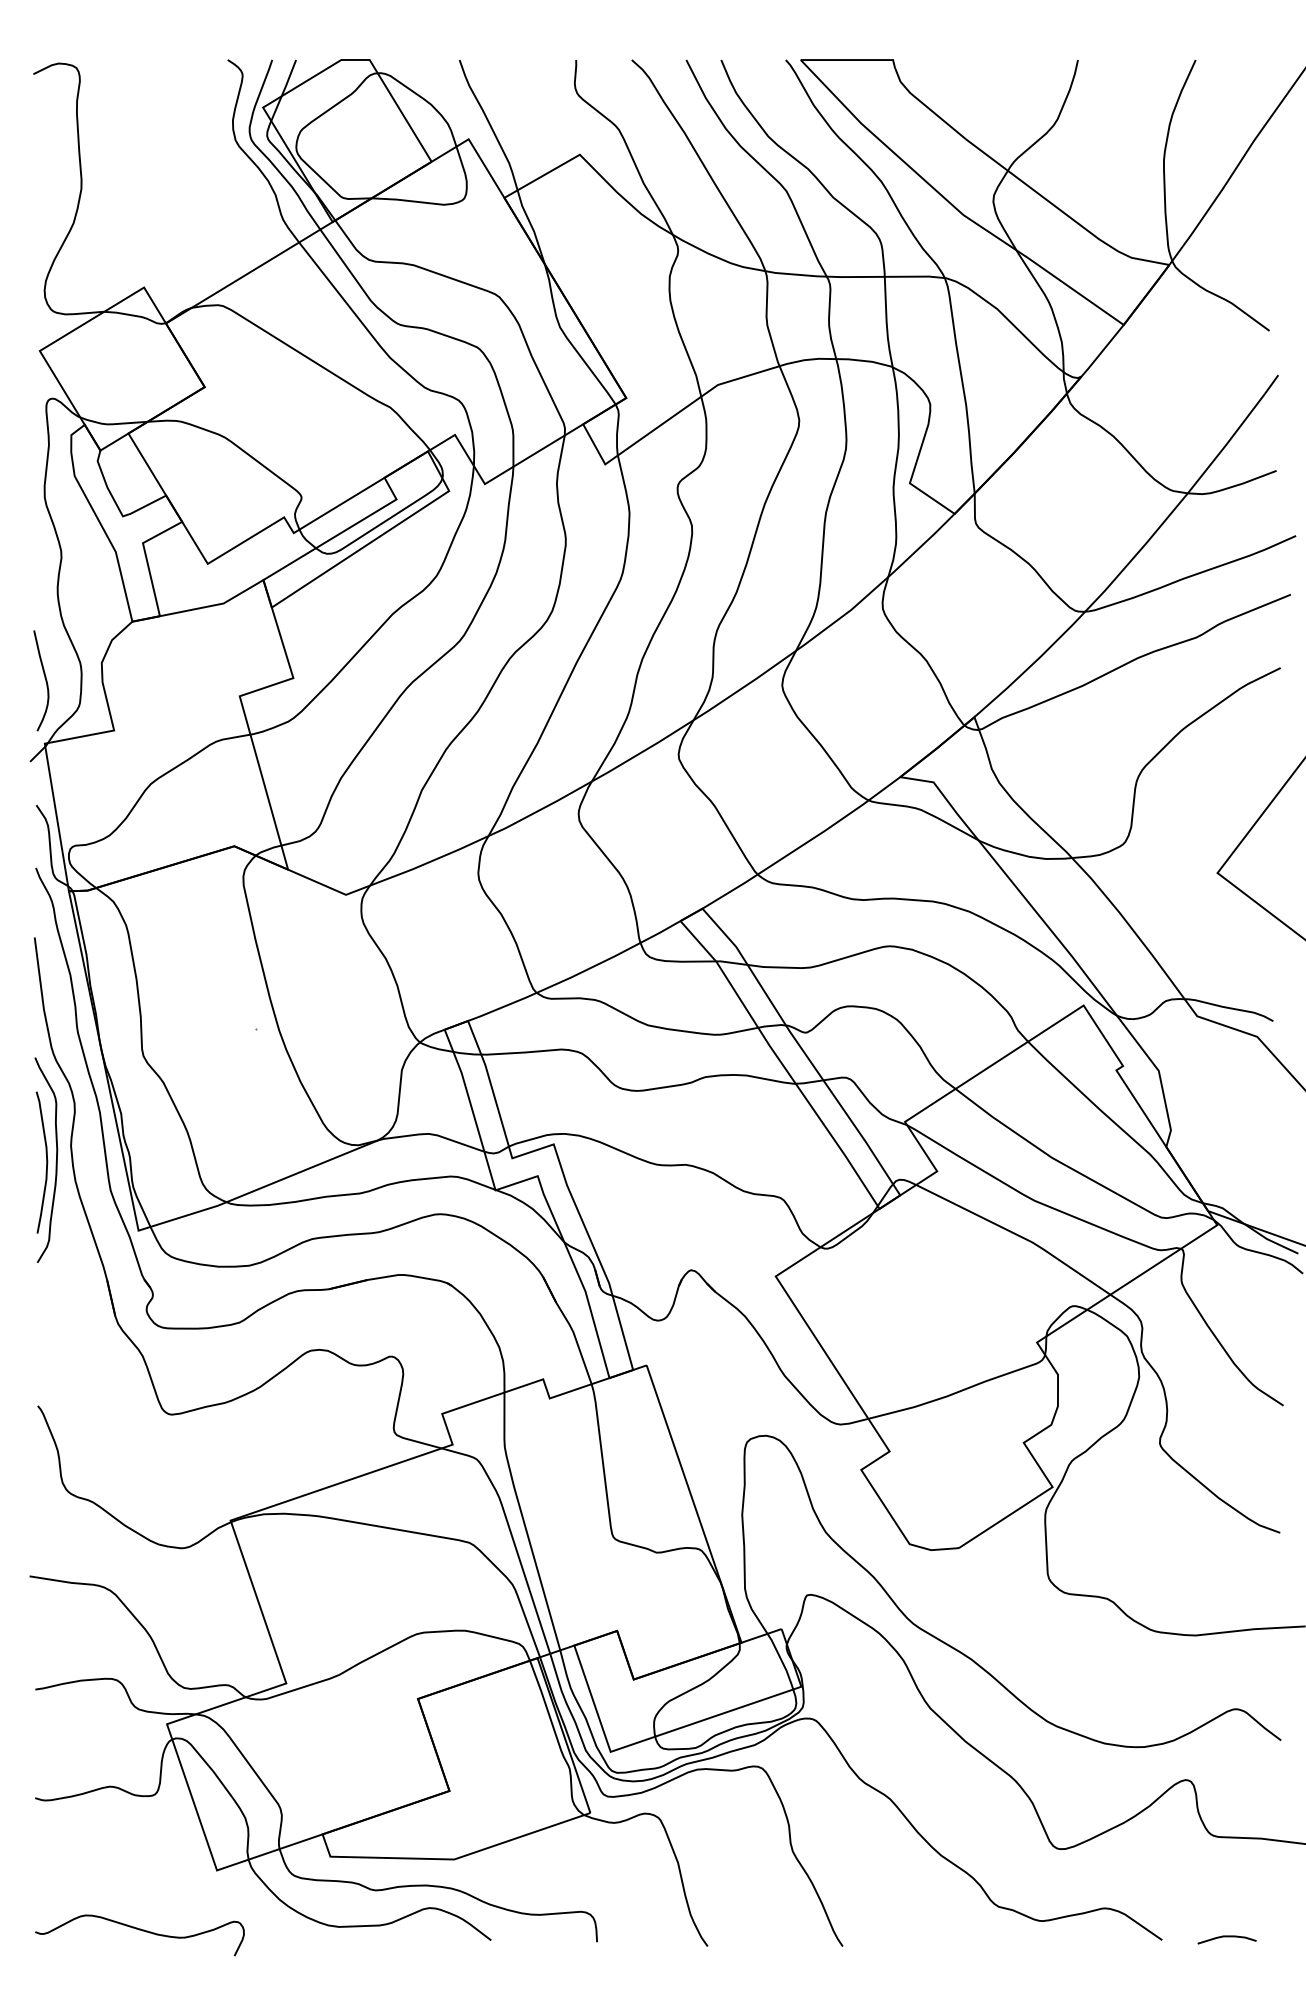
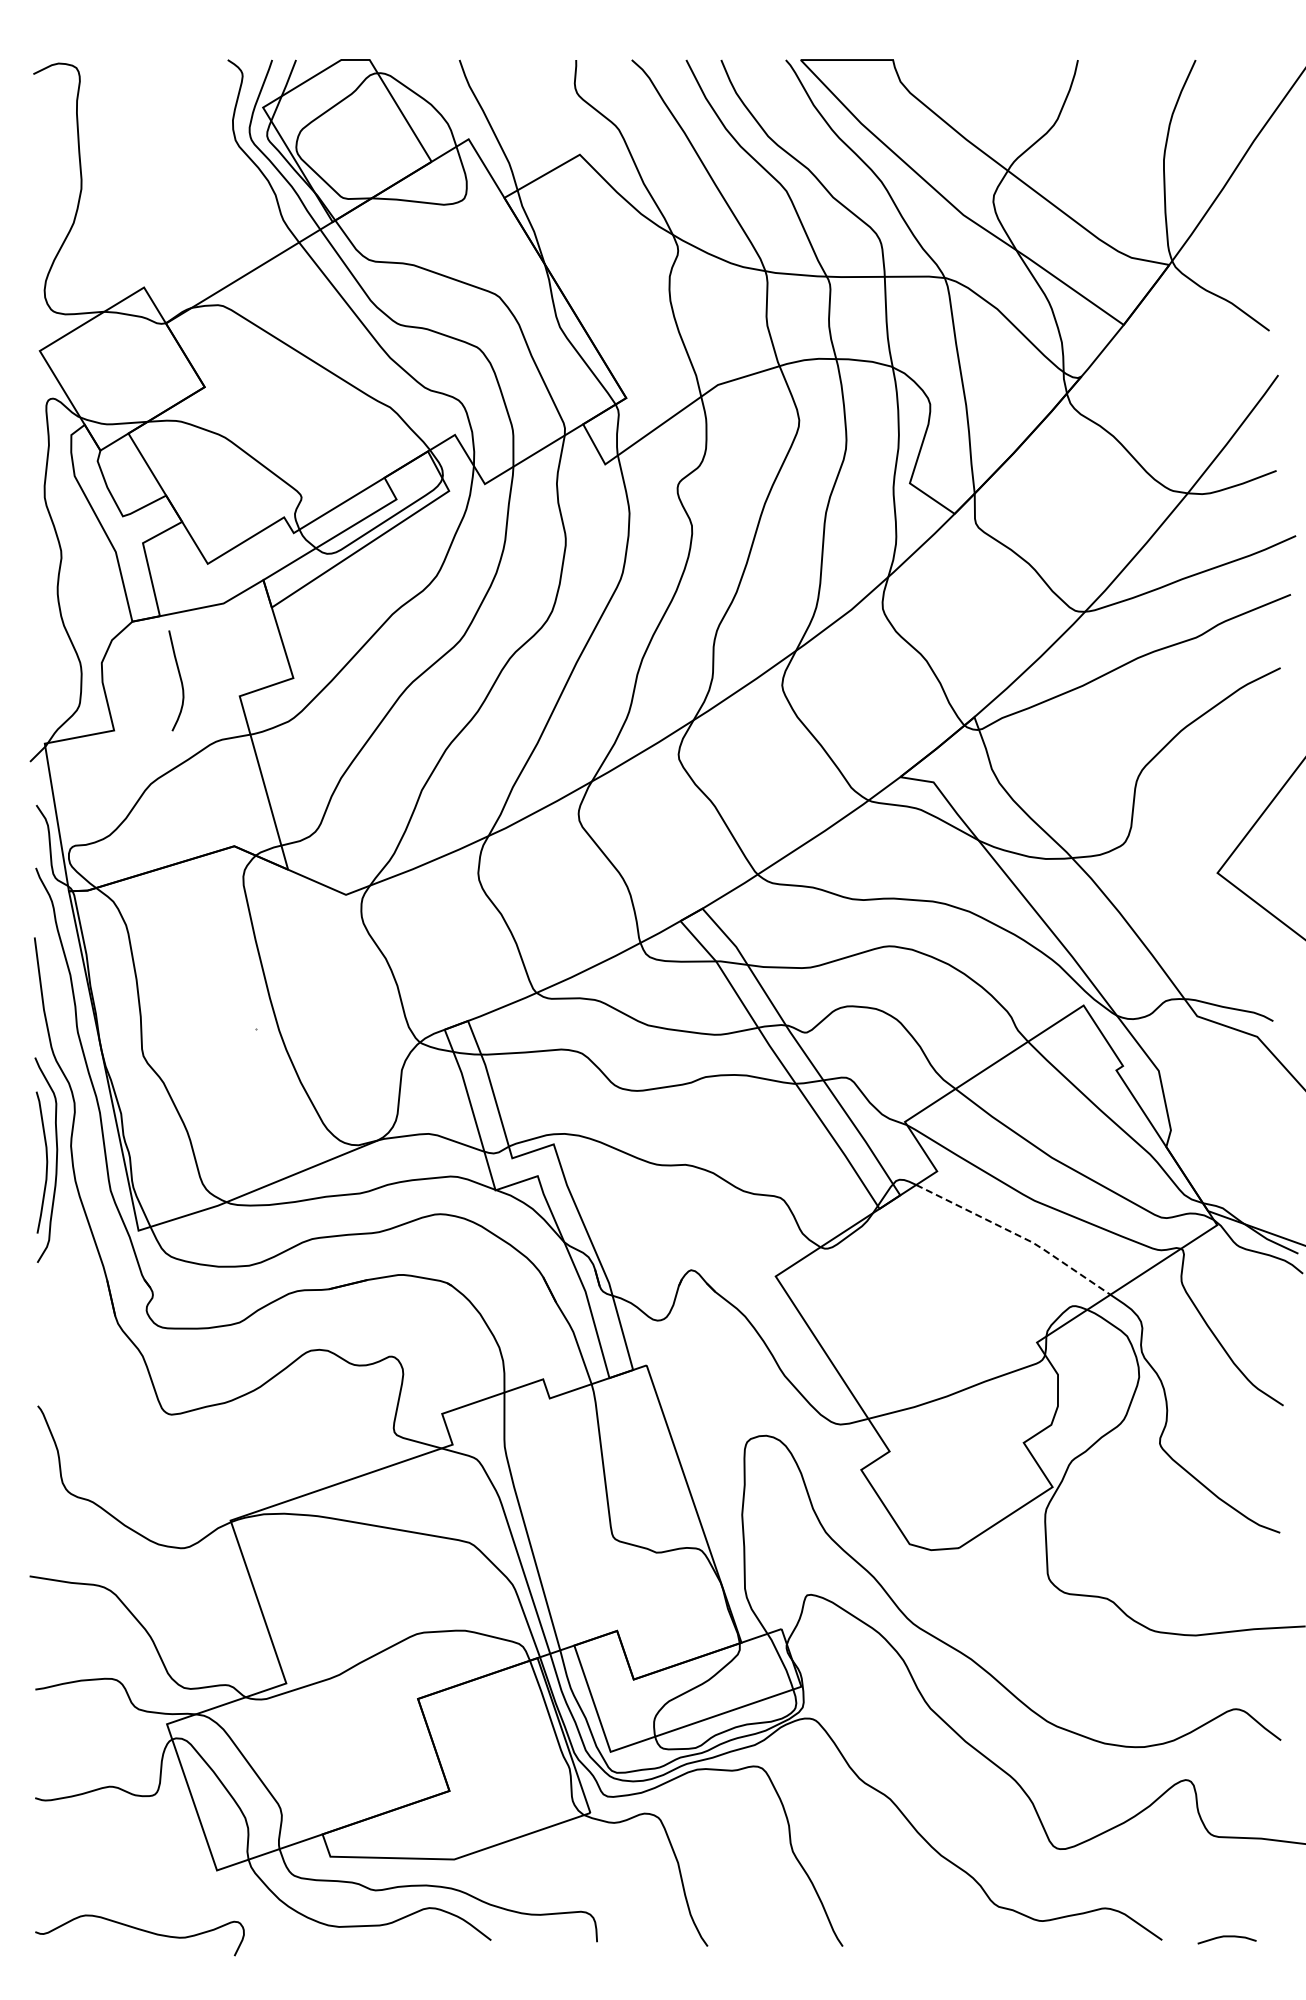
curve position: (44, 678) -> (179, 678) (179, 678)
line: solid -> dashed (1018, 1235)
